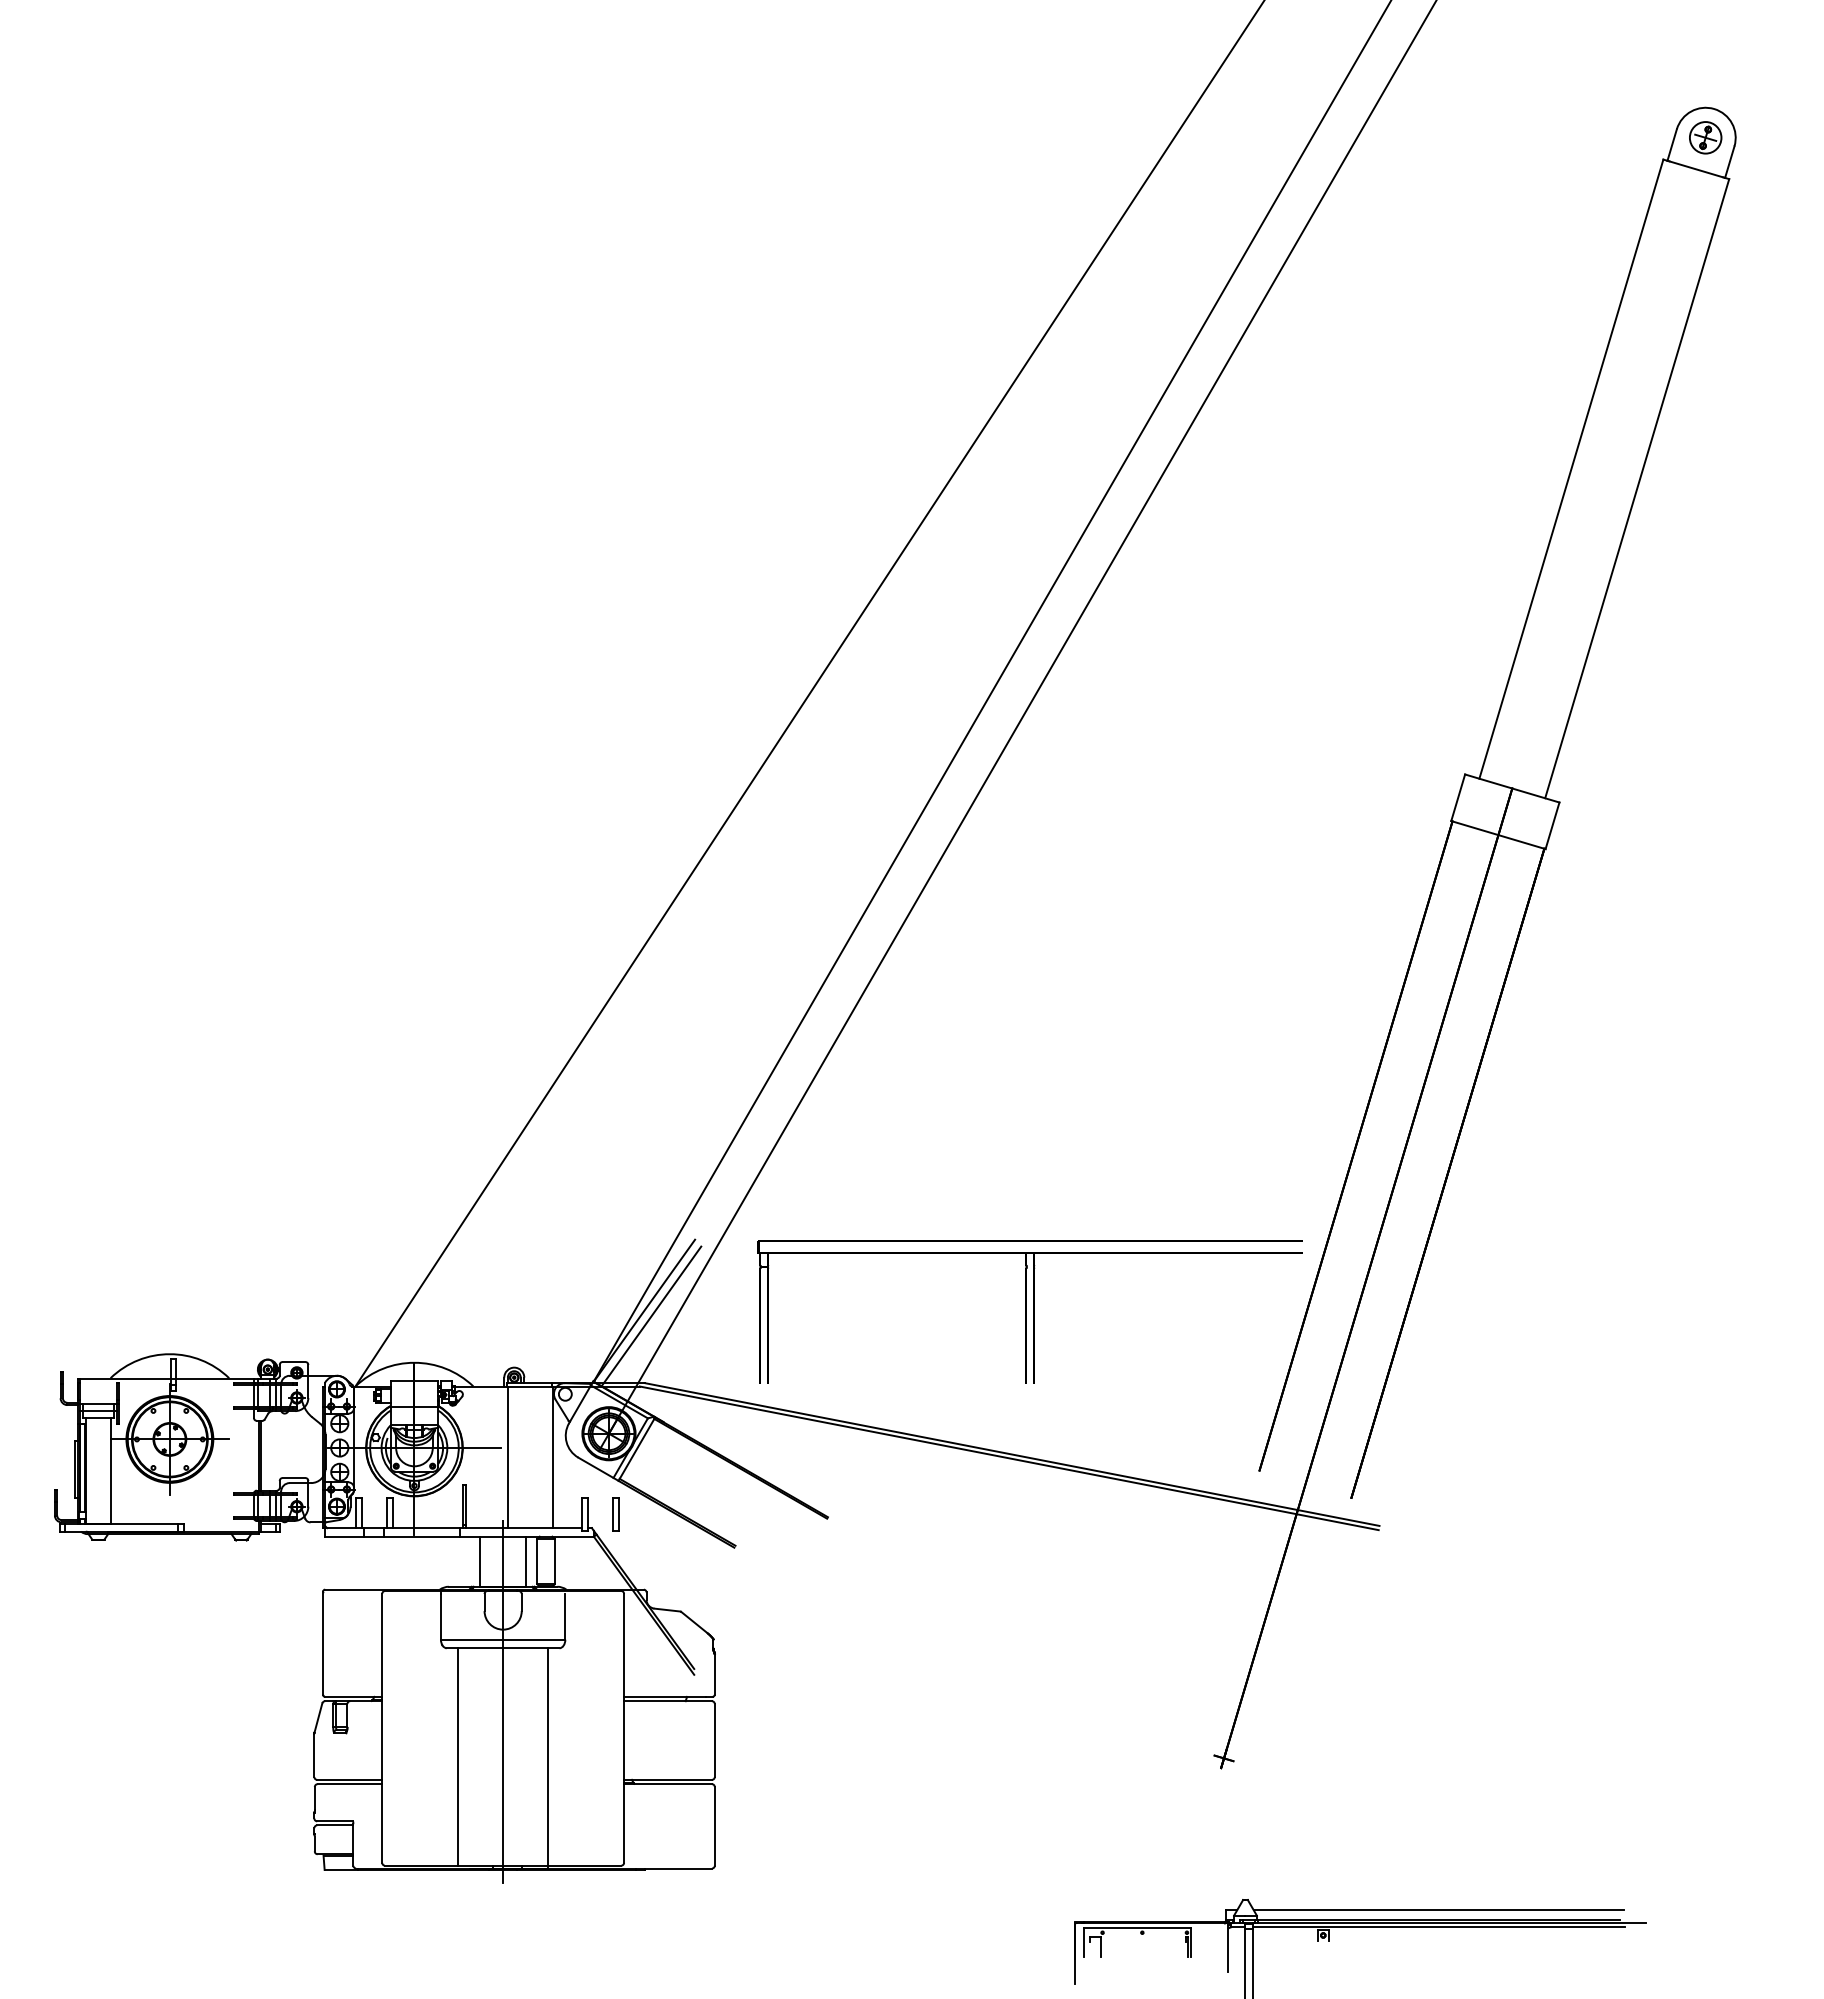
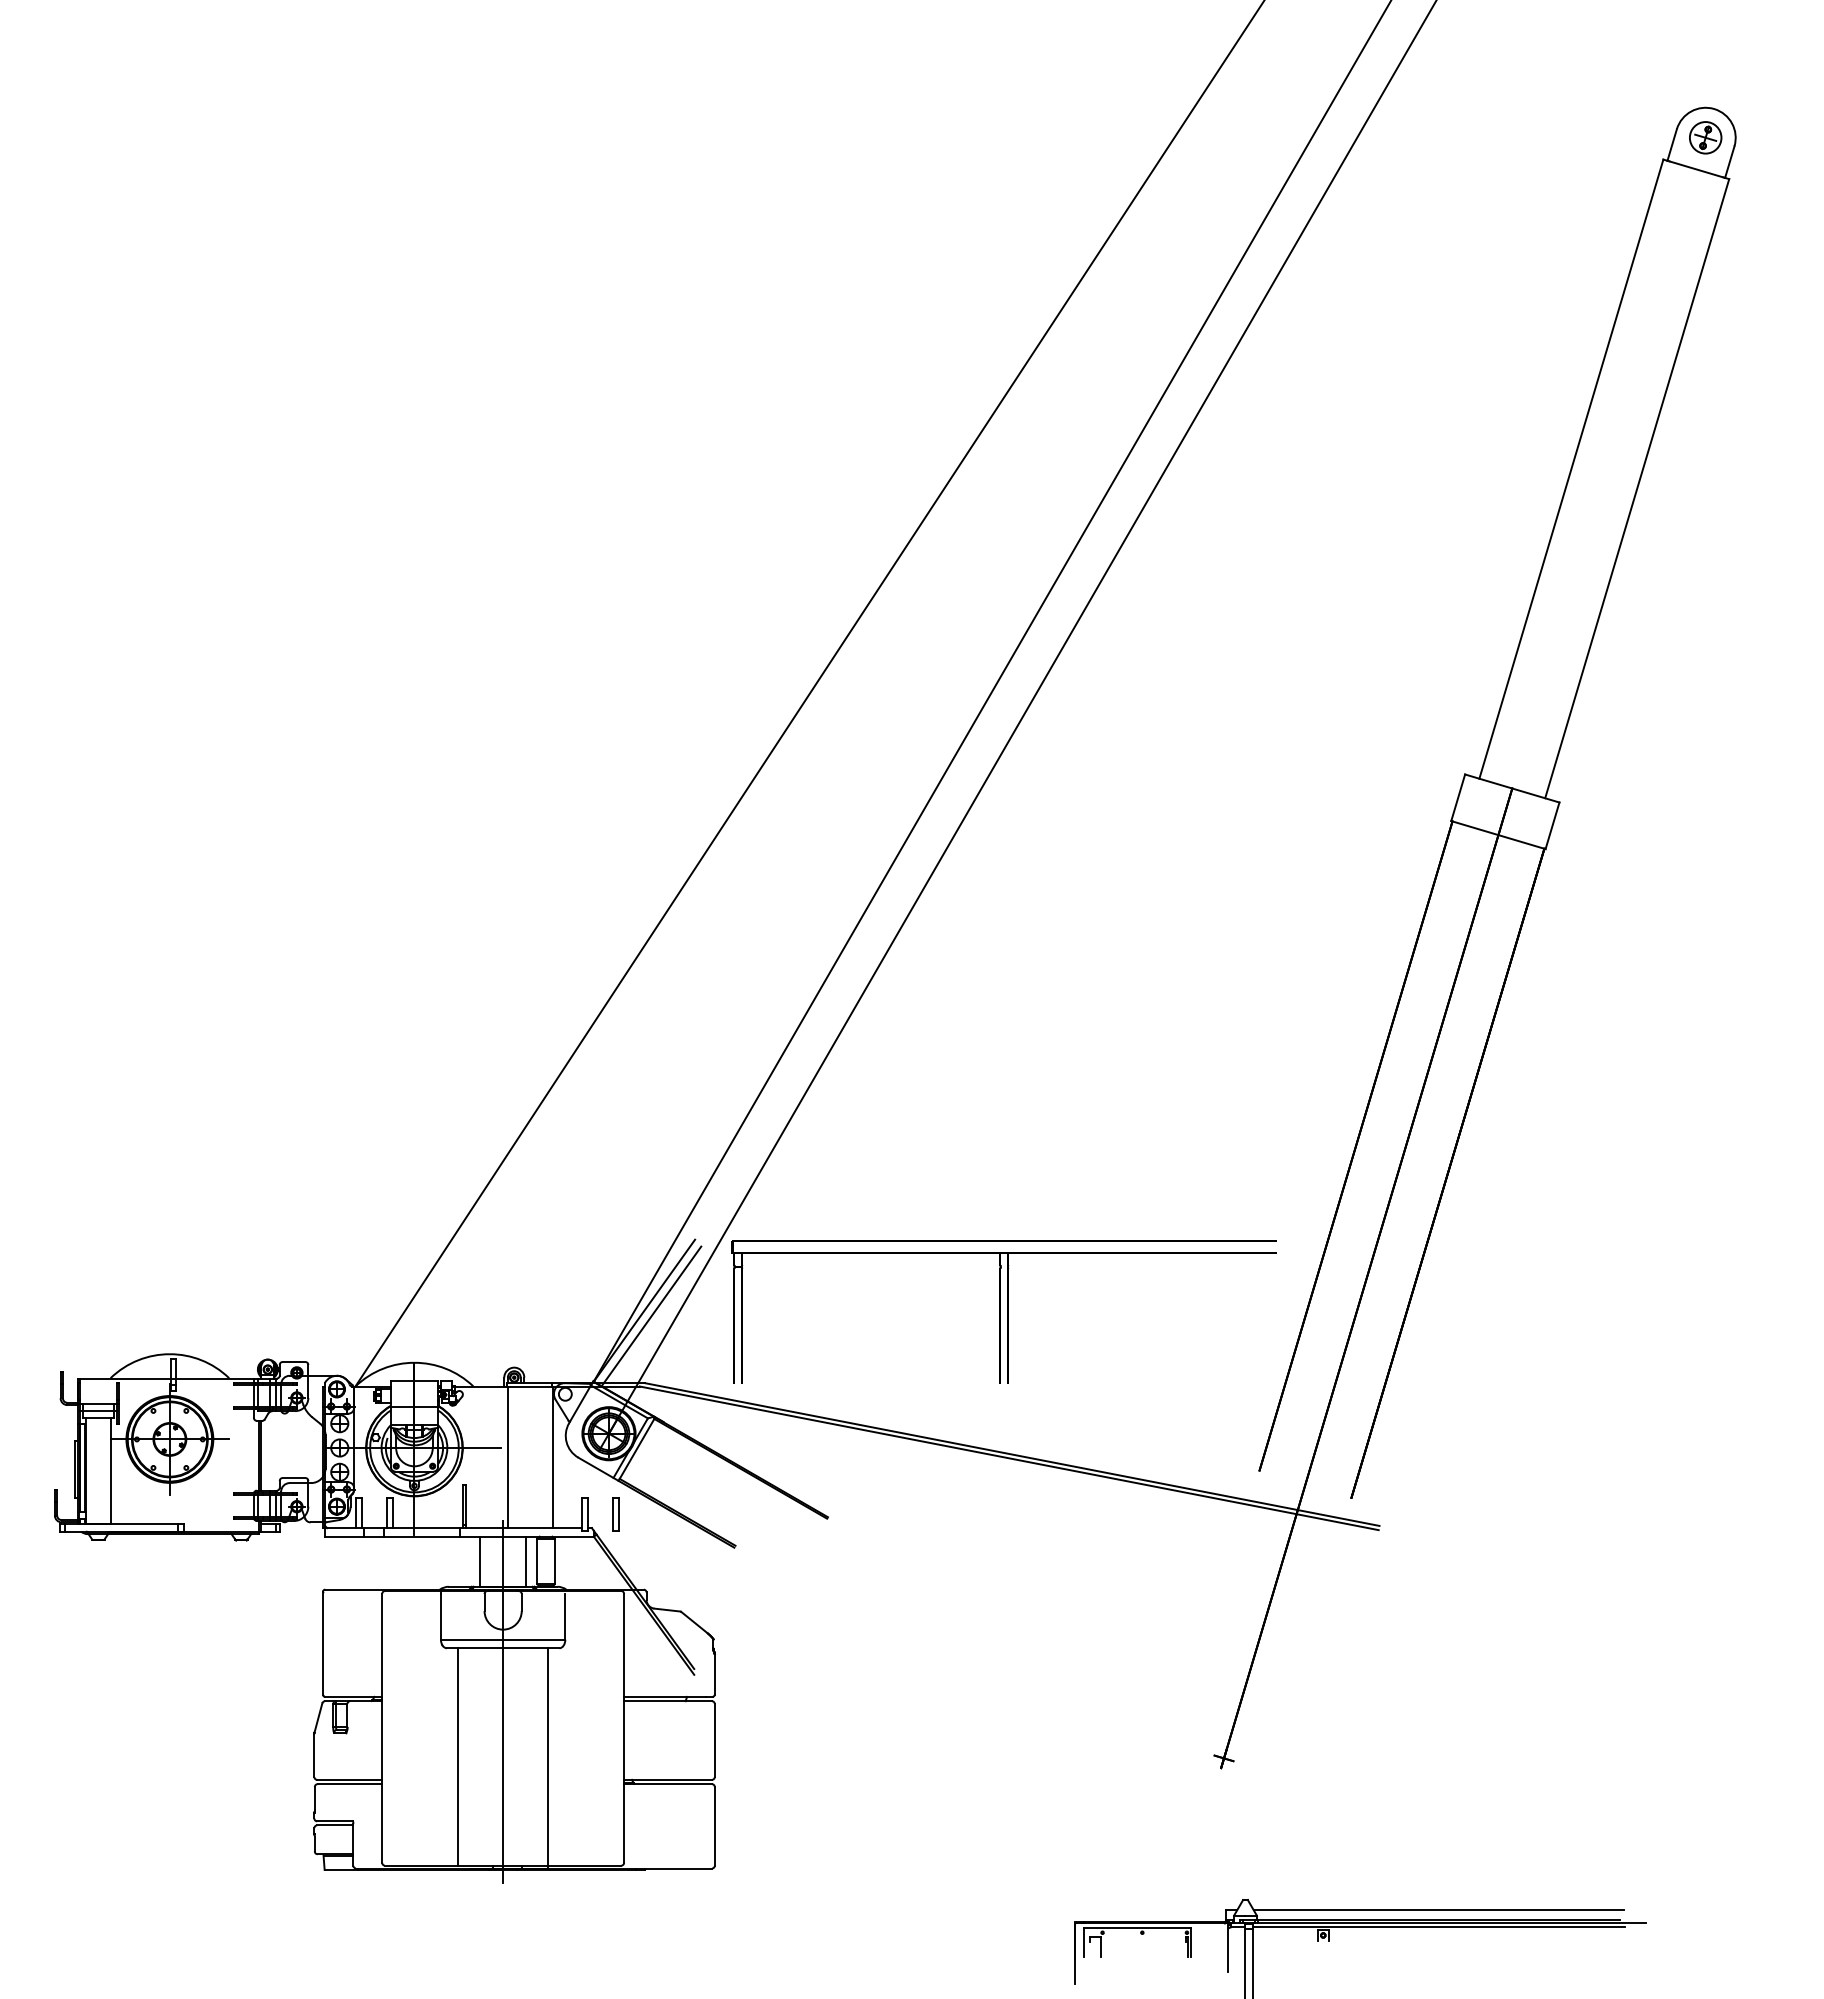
part position: (1029, 1311) -> (1003, 1311) (1003, 1311)
